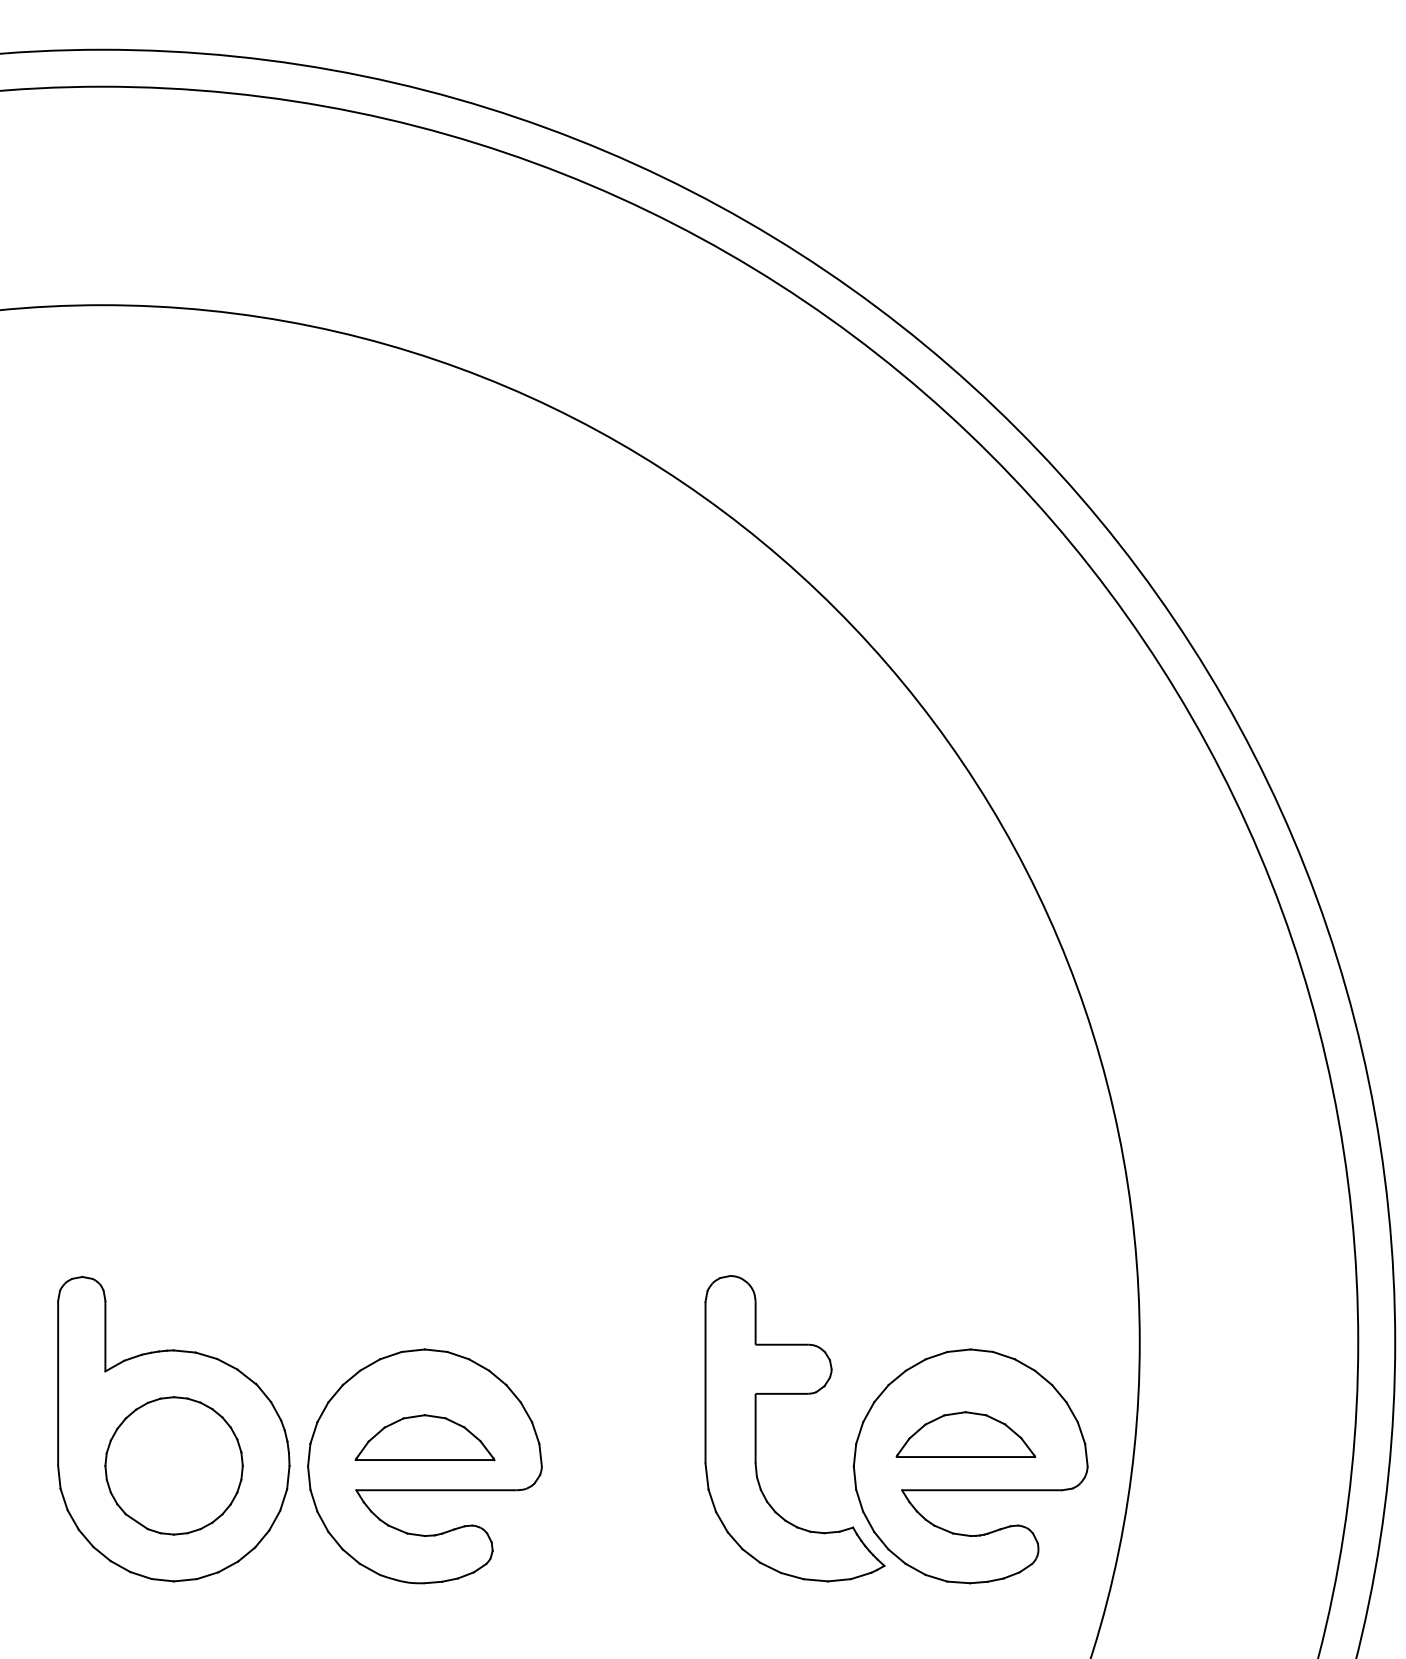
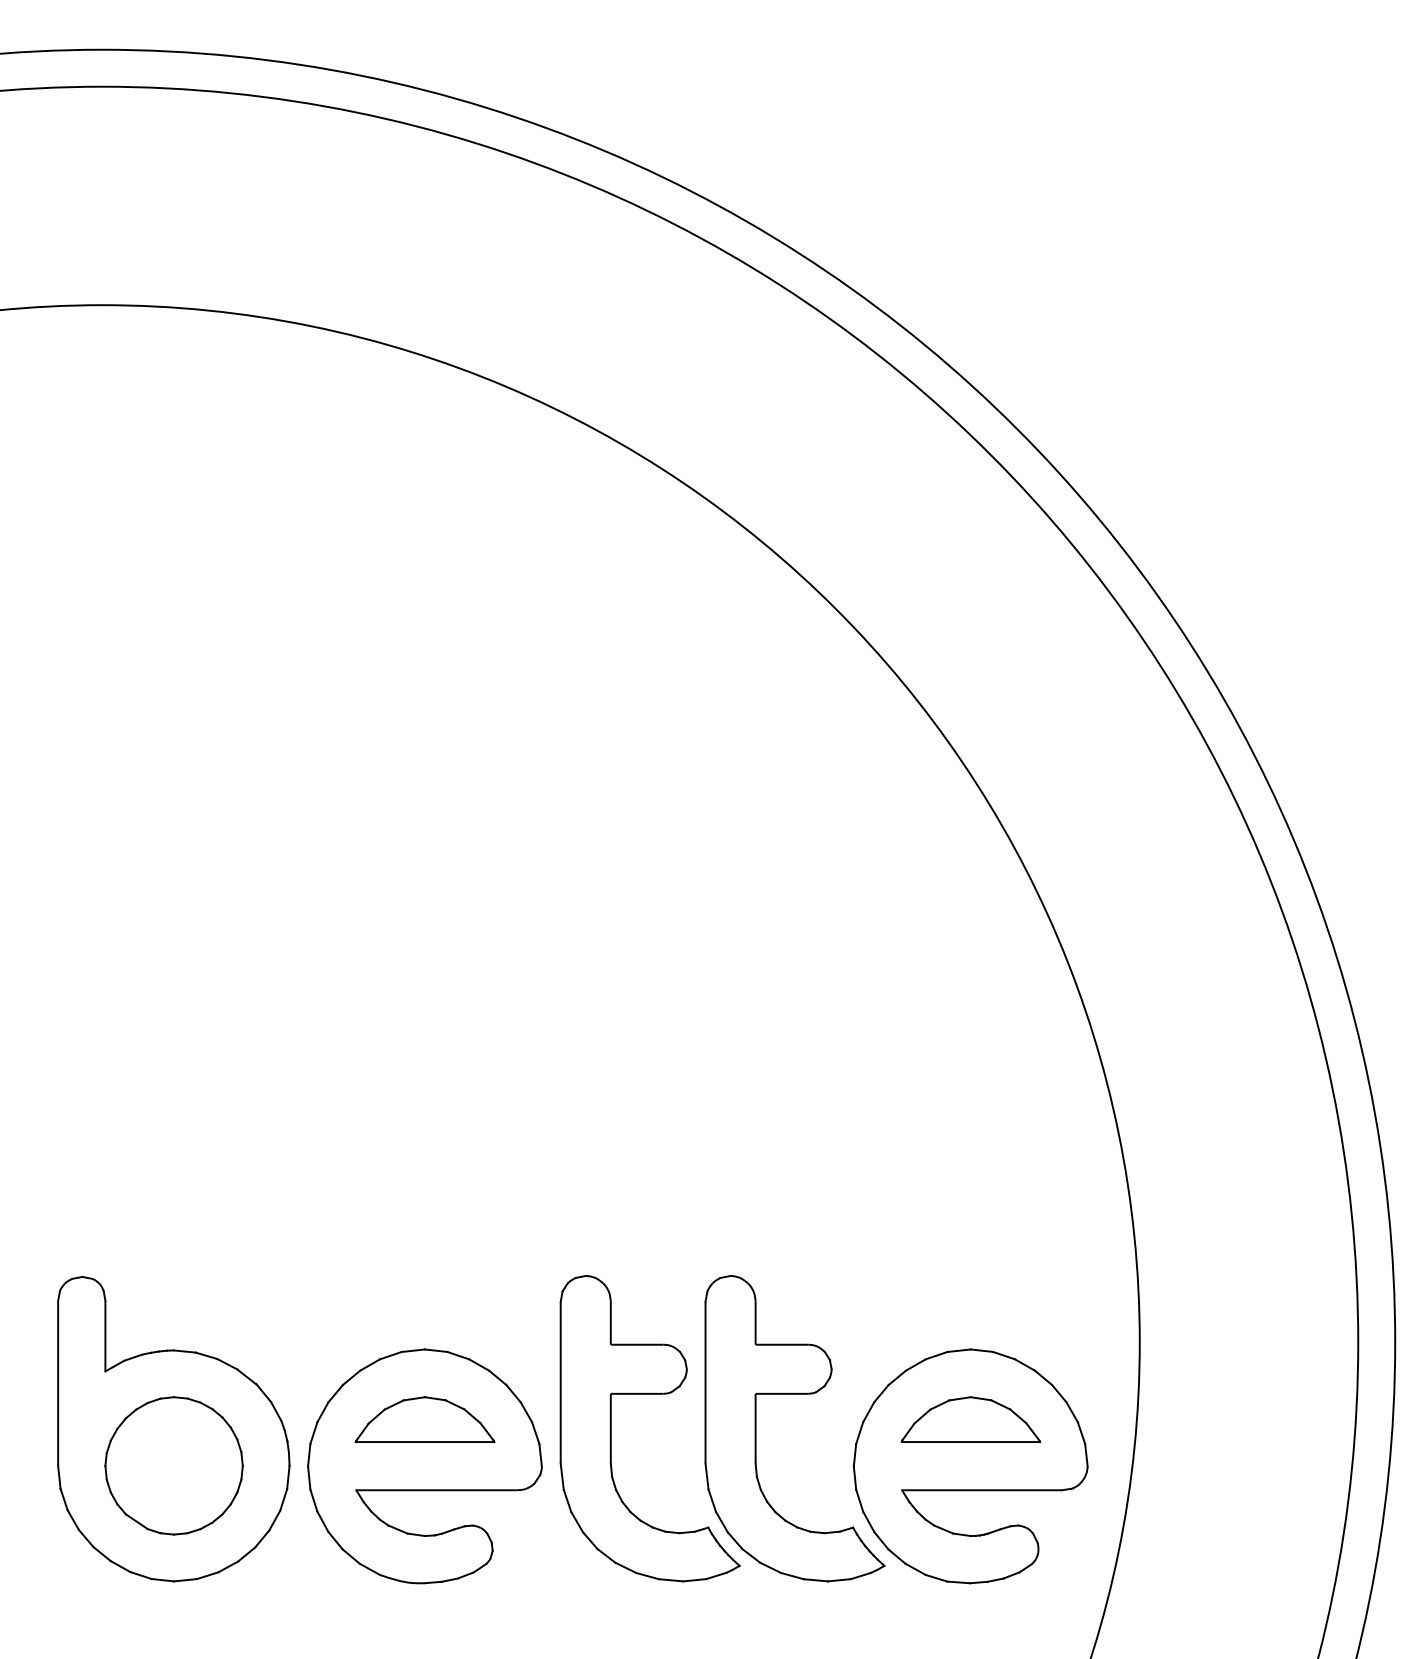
part: none -> present (649, 1394)
part position: (965, 1434) -> (970, 1419) (970, 1419)
part position: (424, 1437) -> (424, 1419) (424, 1419)
